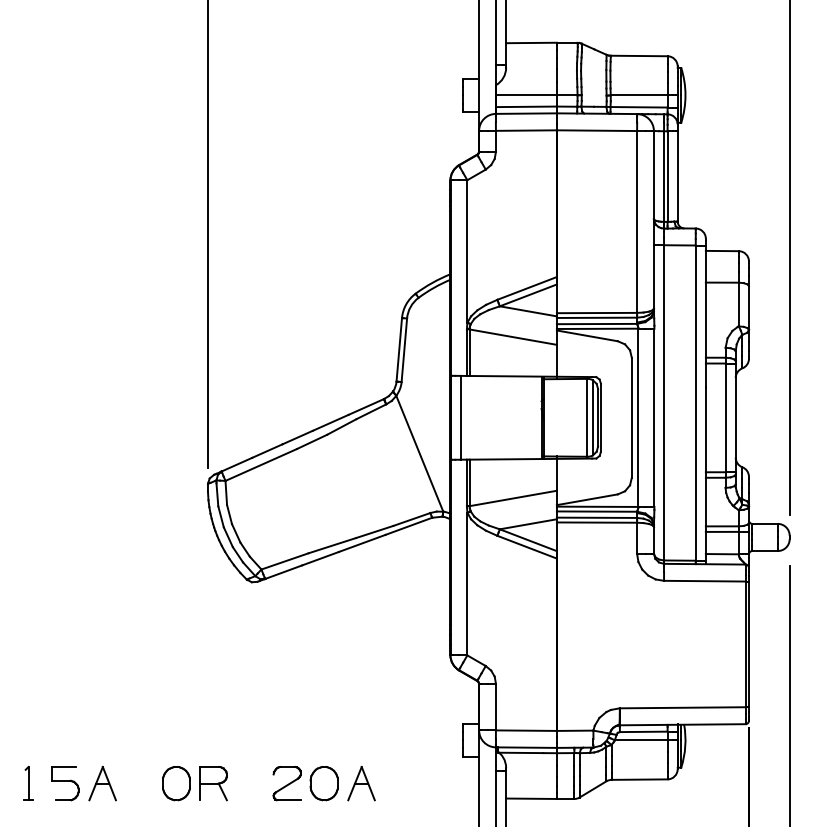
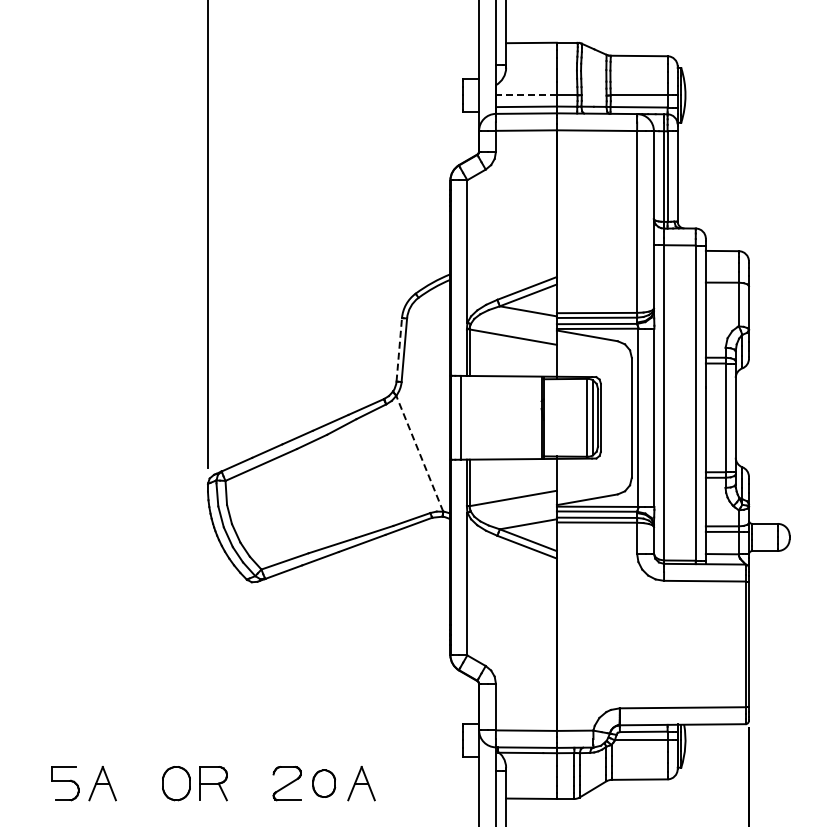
line: solid -> dashed (525, 95)
line: present -> none (789, 258)
line: solid -> dashed (399, 349)
line: solid -> dashed (419, 453)
line: present -> none (789, 694)
part: present -> none (28, 782)
part size: 30x36 px -> 25x29 px (324, 783)
